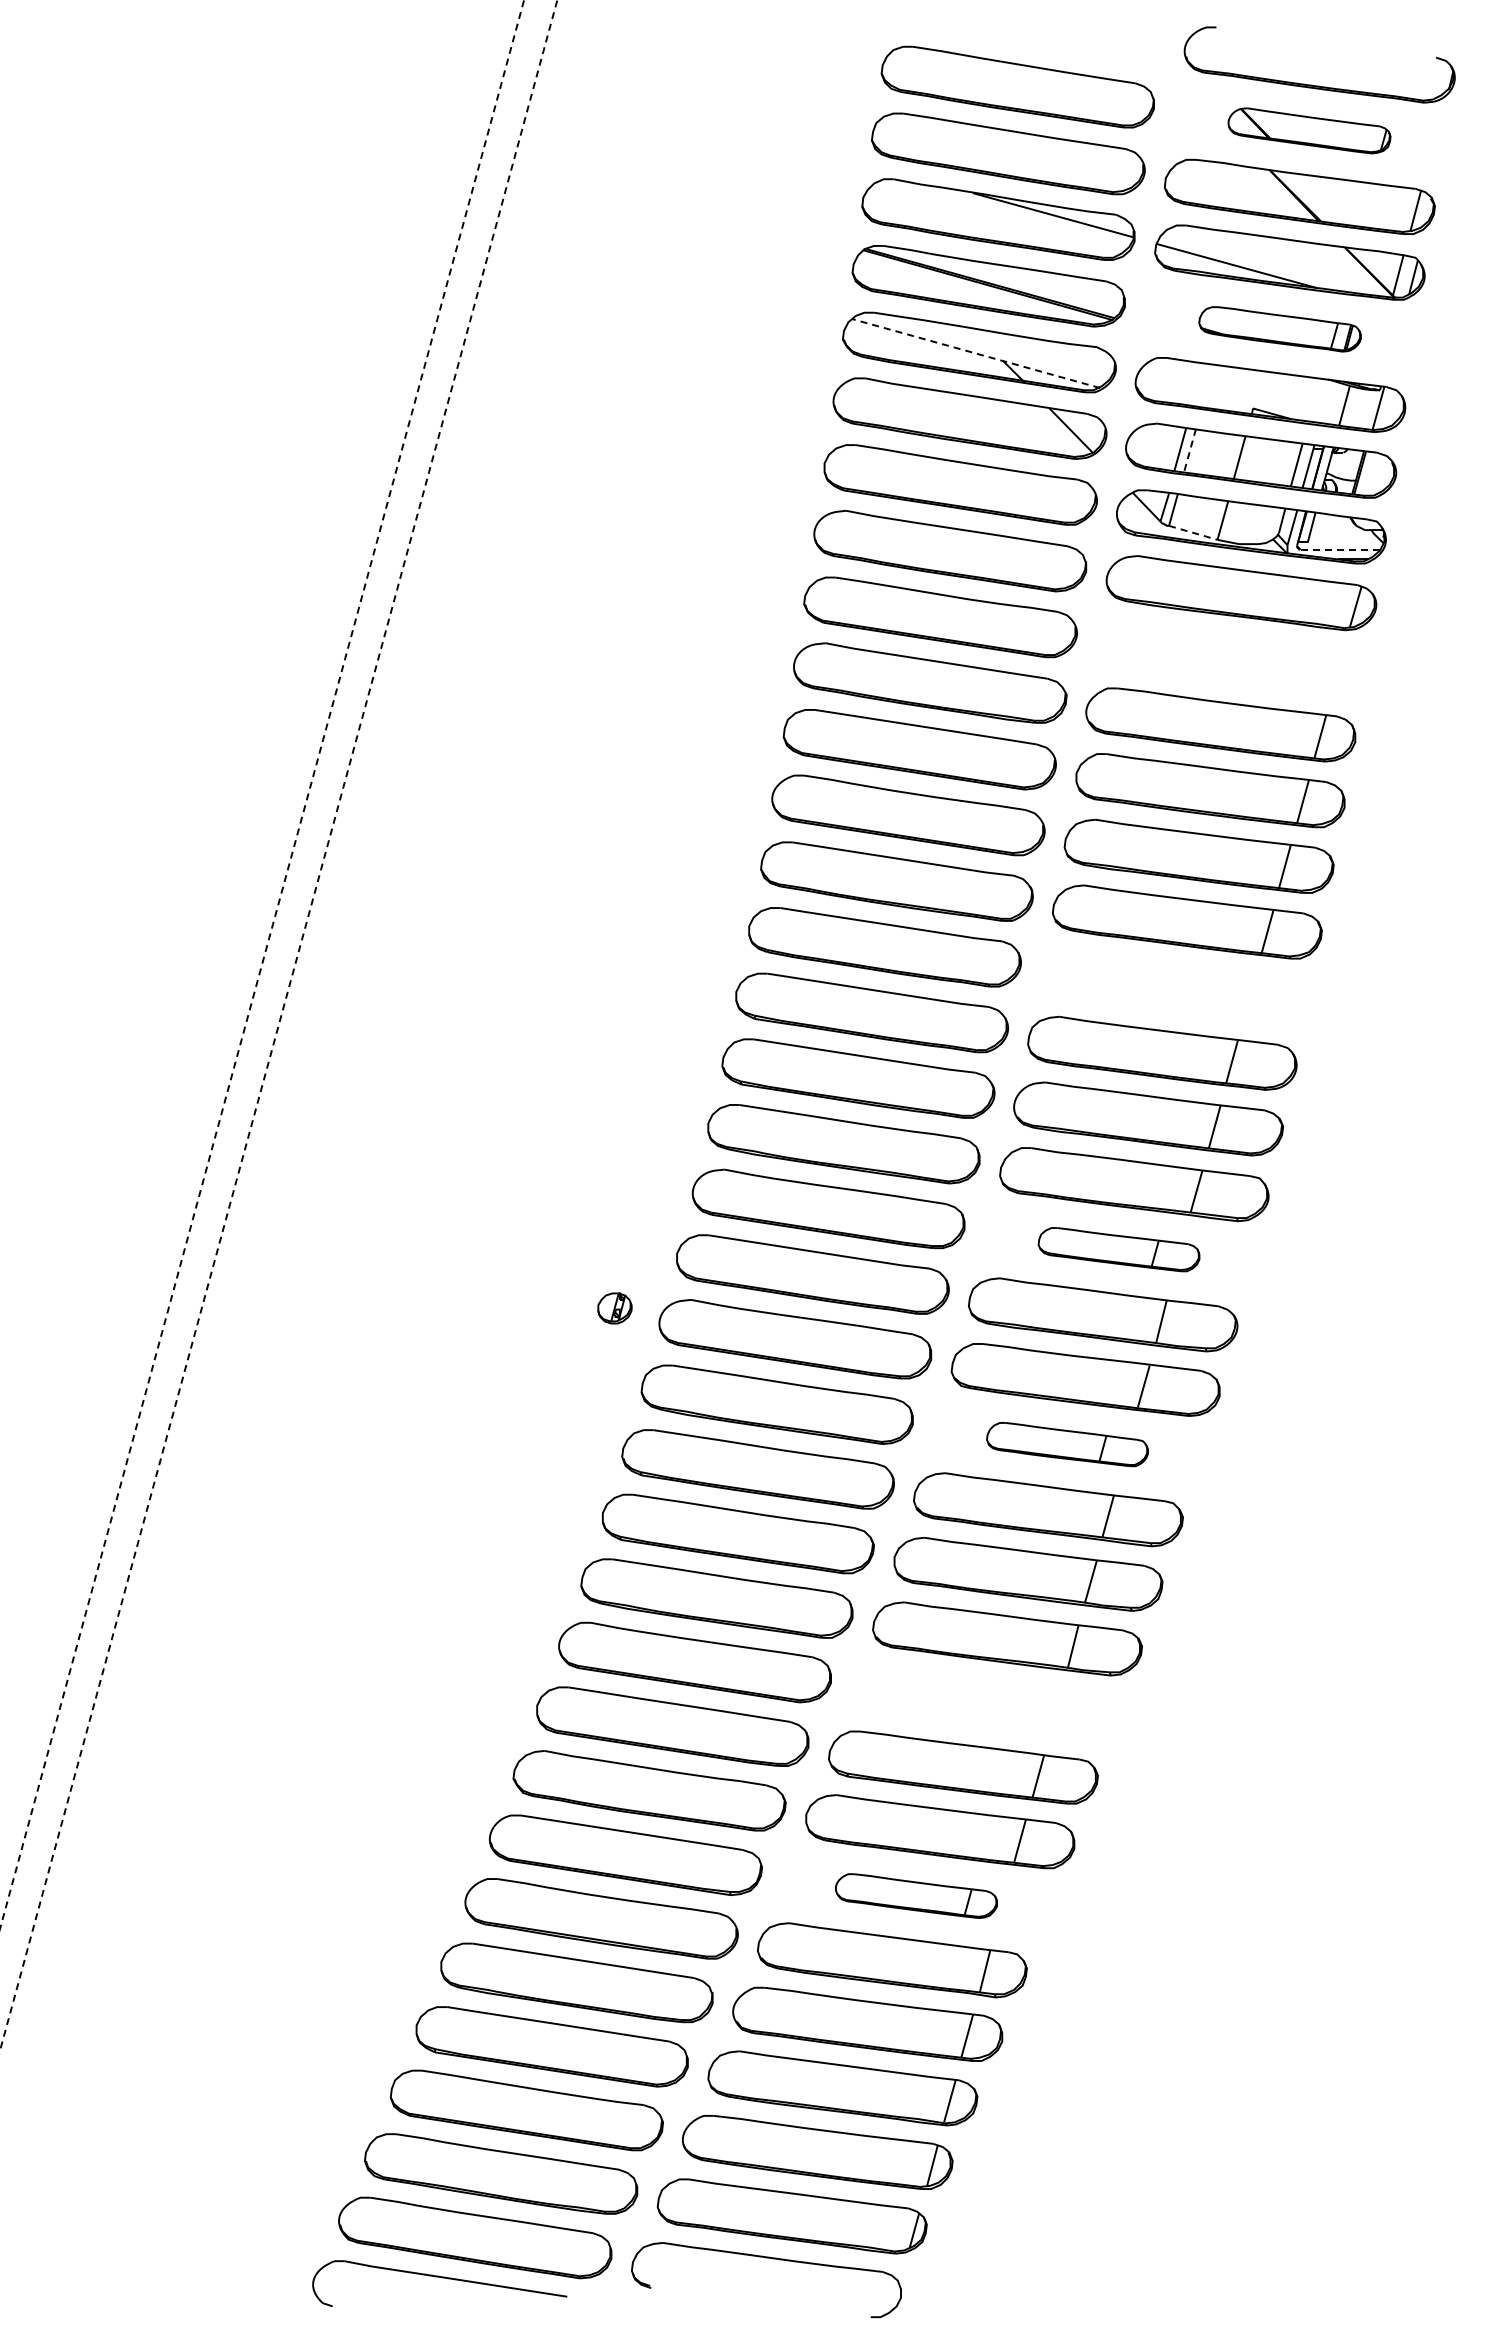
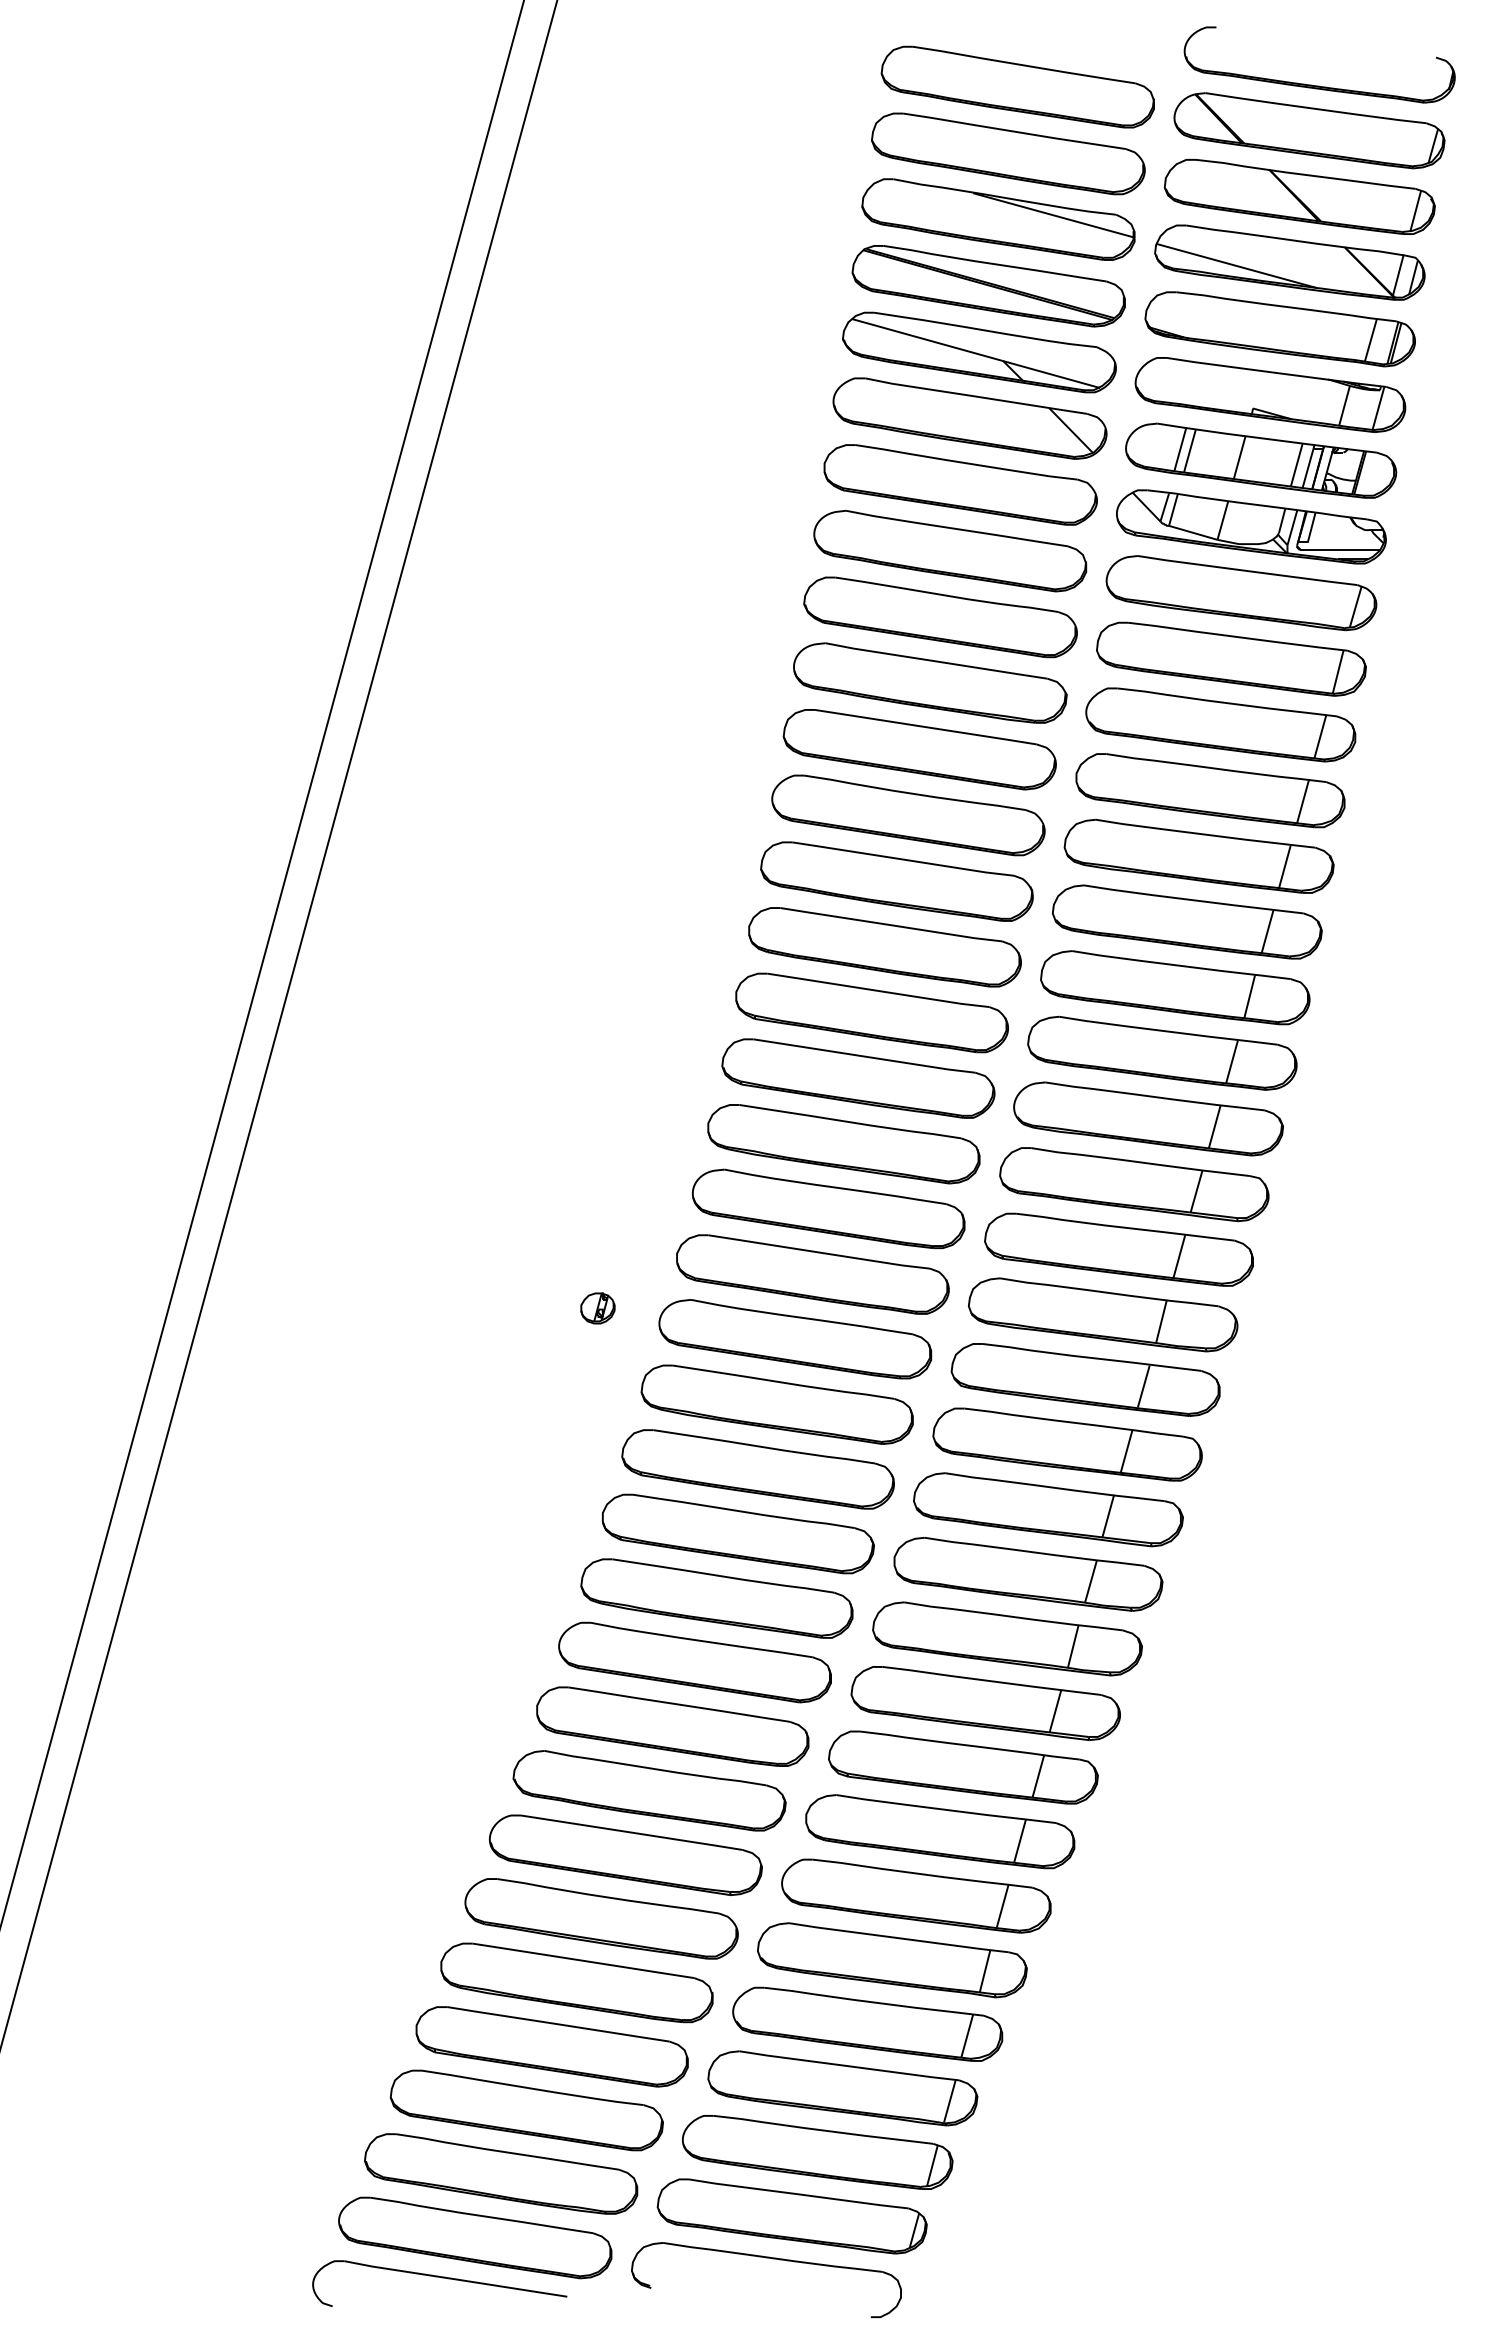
part size: 165x48 px -> 273x78 px (1309, 130)
part size: 164x47 px -> 272x77 px (1279, 329)
line: dashed -> solid (976, 353)
line: dashed -> solid (1189, 450)
line: dashed -> solid (1193, 533)
line: dashed -> solid (1340, 549)
part: none -> present (1231, 658)
line: dashed -> solid (262, 964)
part: none -> present (1175, 987)
line: dashed -> solid (278, 1025)
part size: 164x46 px -> 270x75 px (1118, 1249)
part position: (614, 1308) -> (597, 1308) (597, 1308)
part size: 163x46 px -> 271x75 px (1067, 1444)
part: none -> present (985, 1703)
part size: 163x46 px -> 271x76 px (916, 1895)
